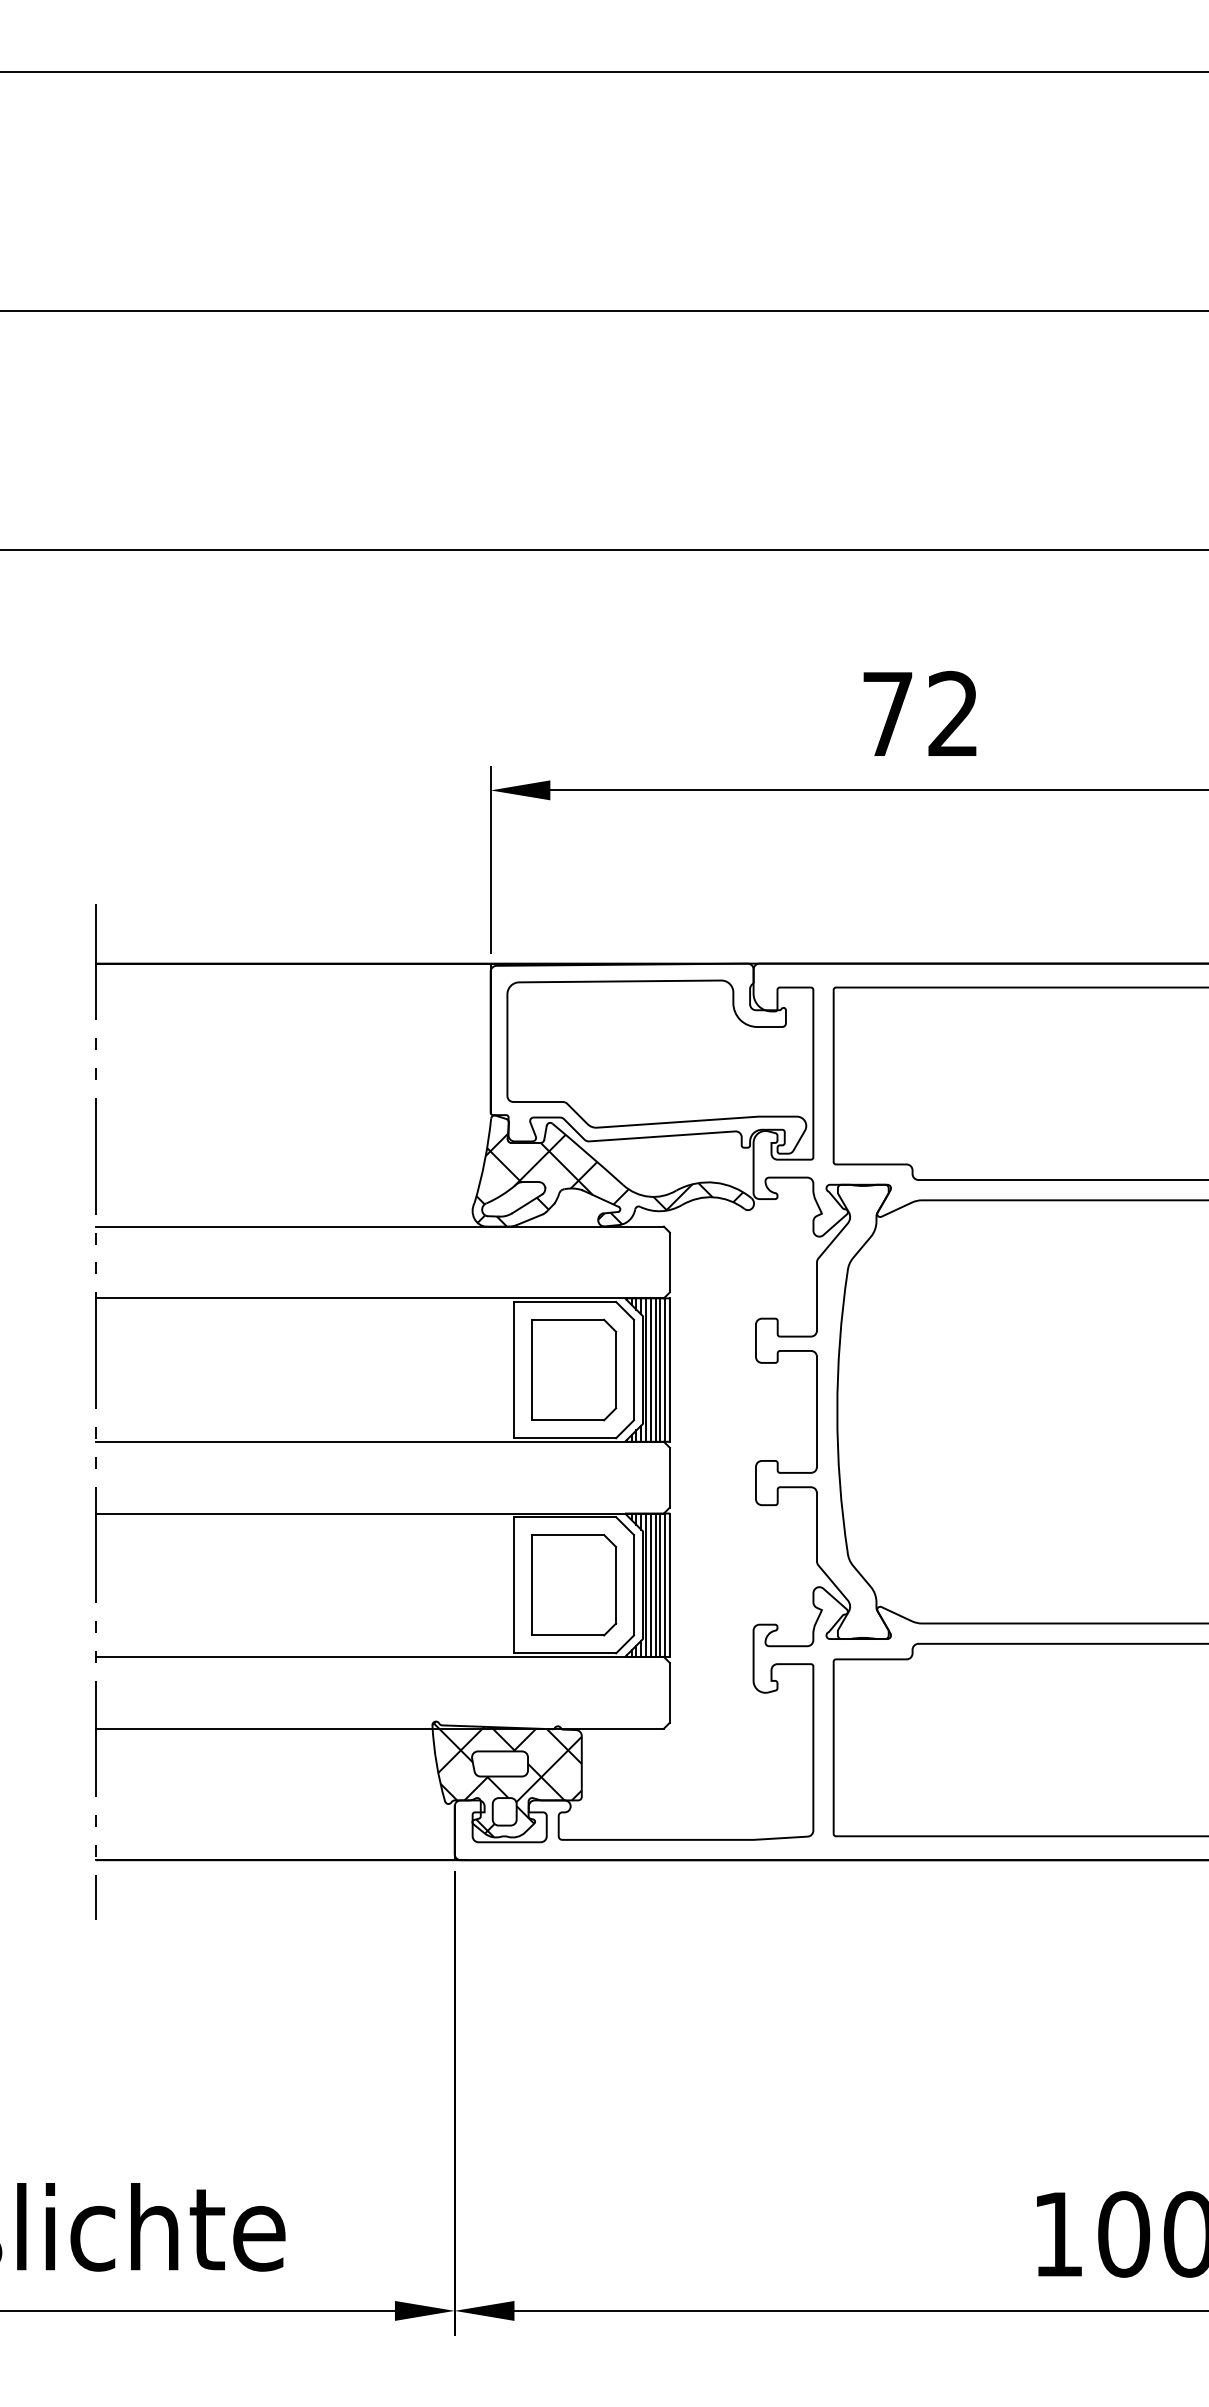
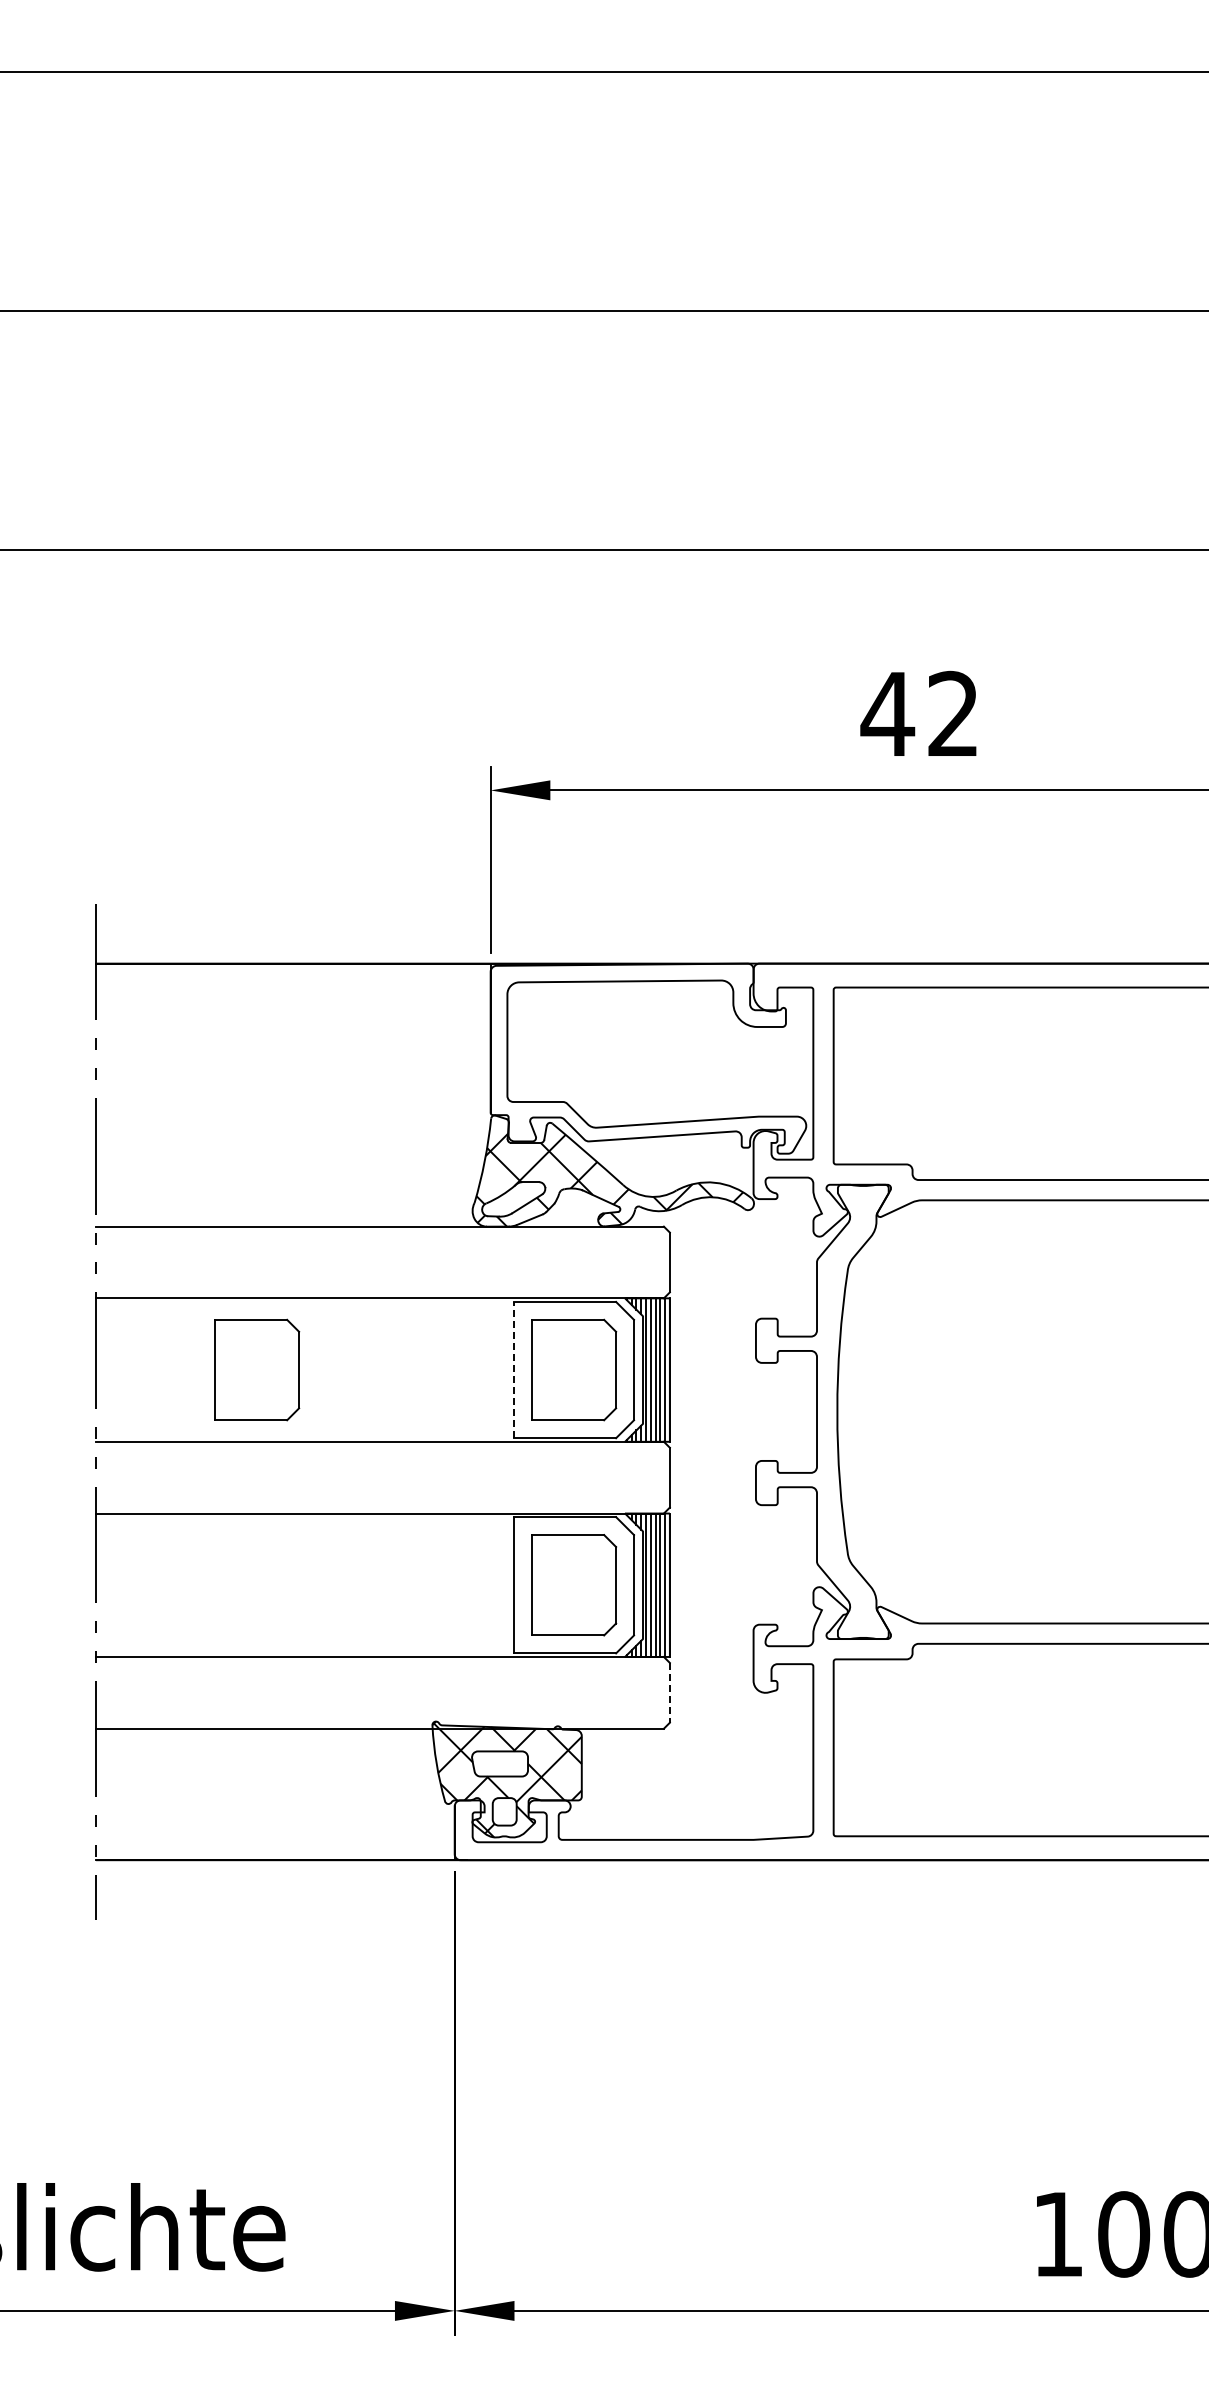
text: 72 -> 42 (887, 713)
part: none -> present (257, 1369)
line: solid -> dashed (514, 1369)
line: solid -> dashed (669, 1692)
